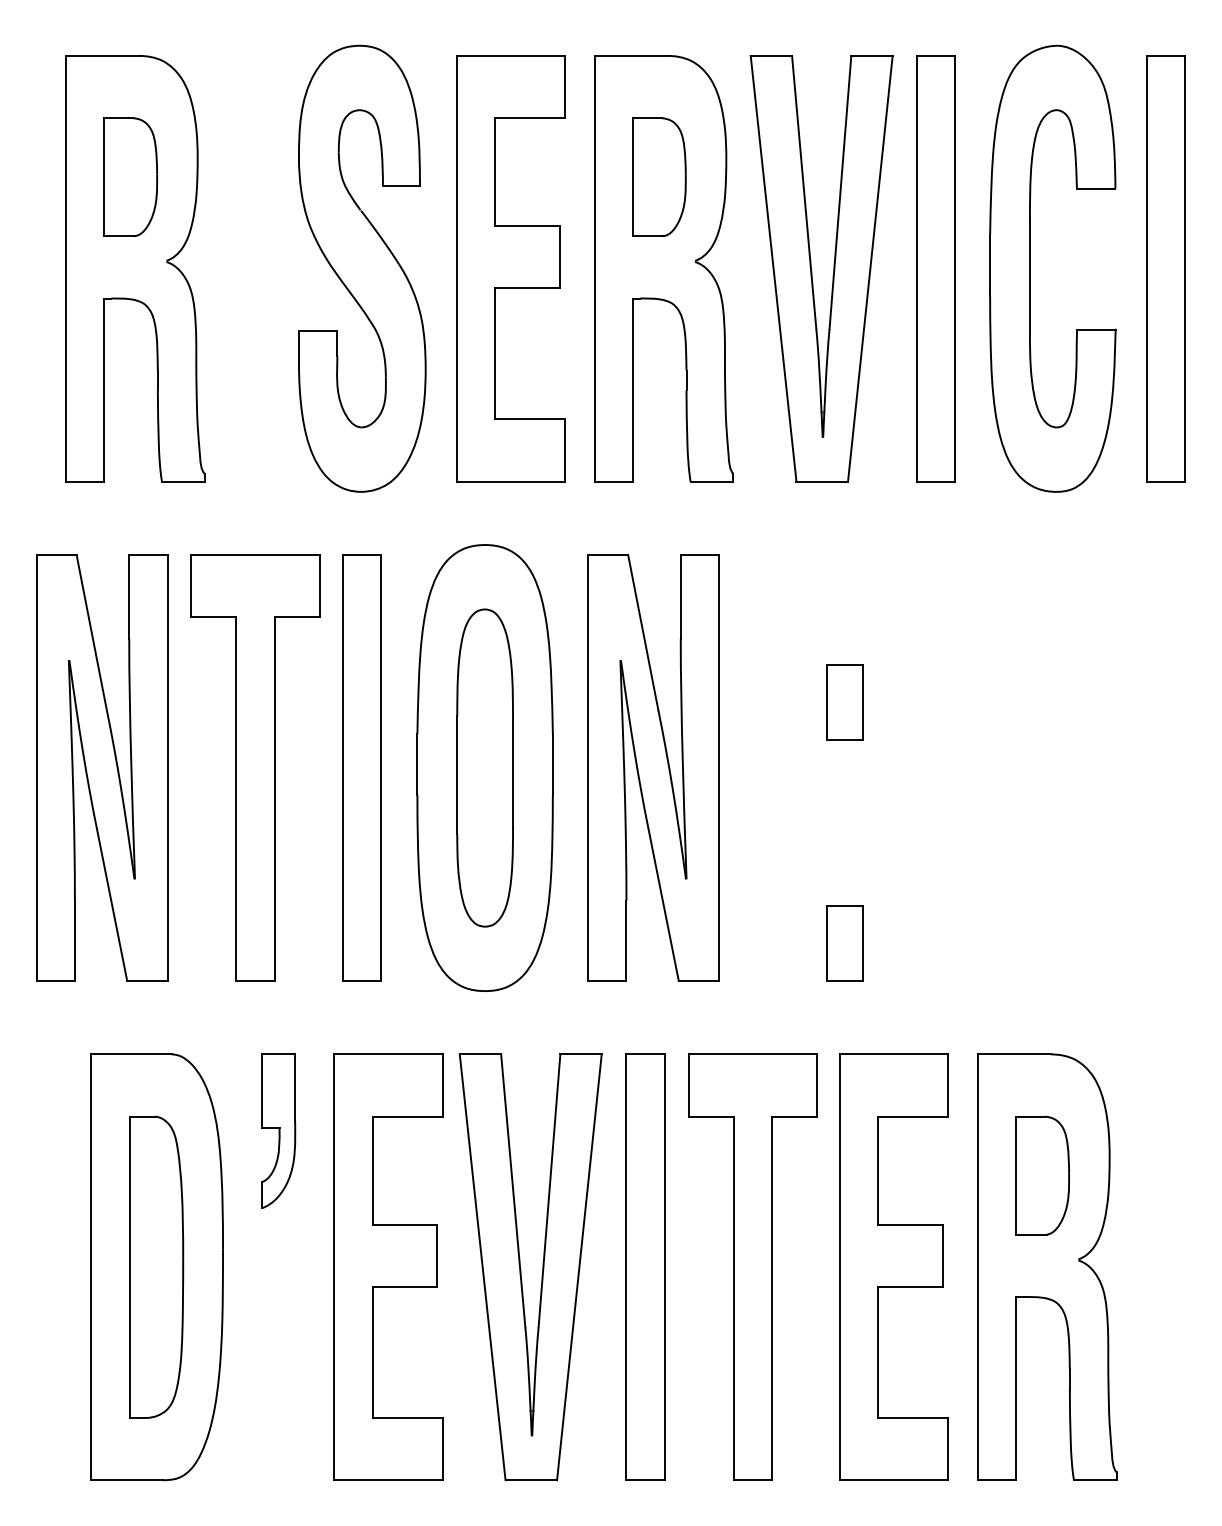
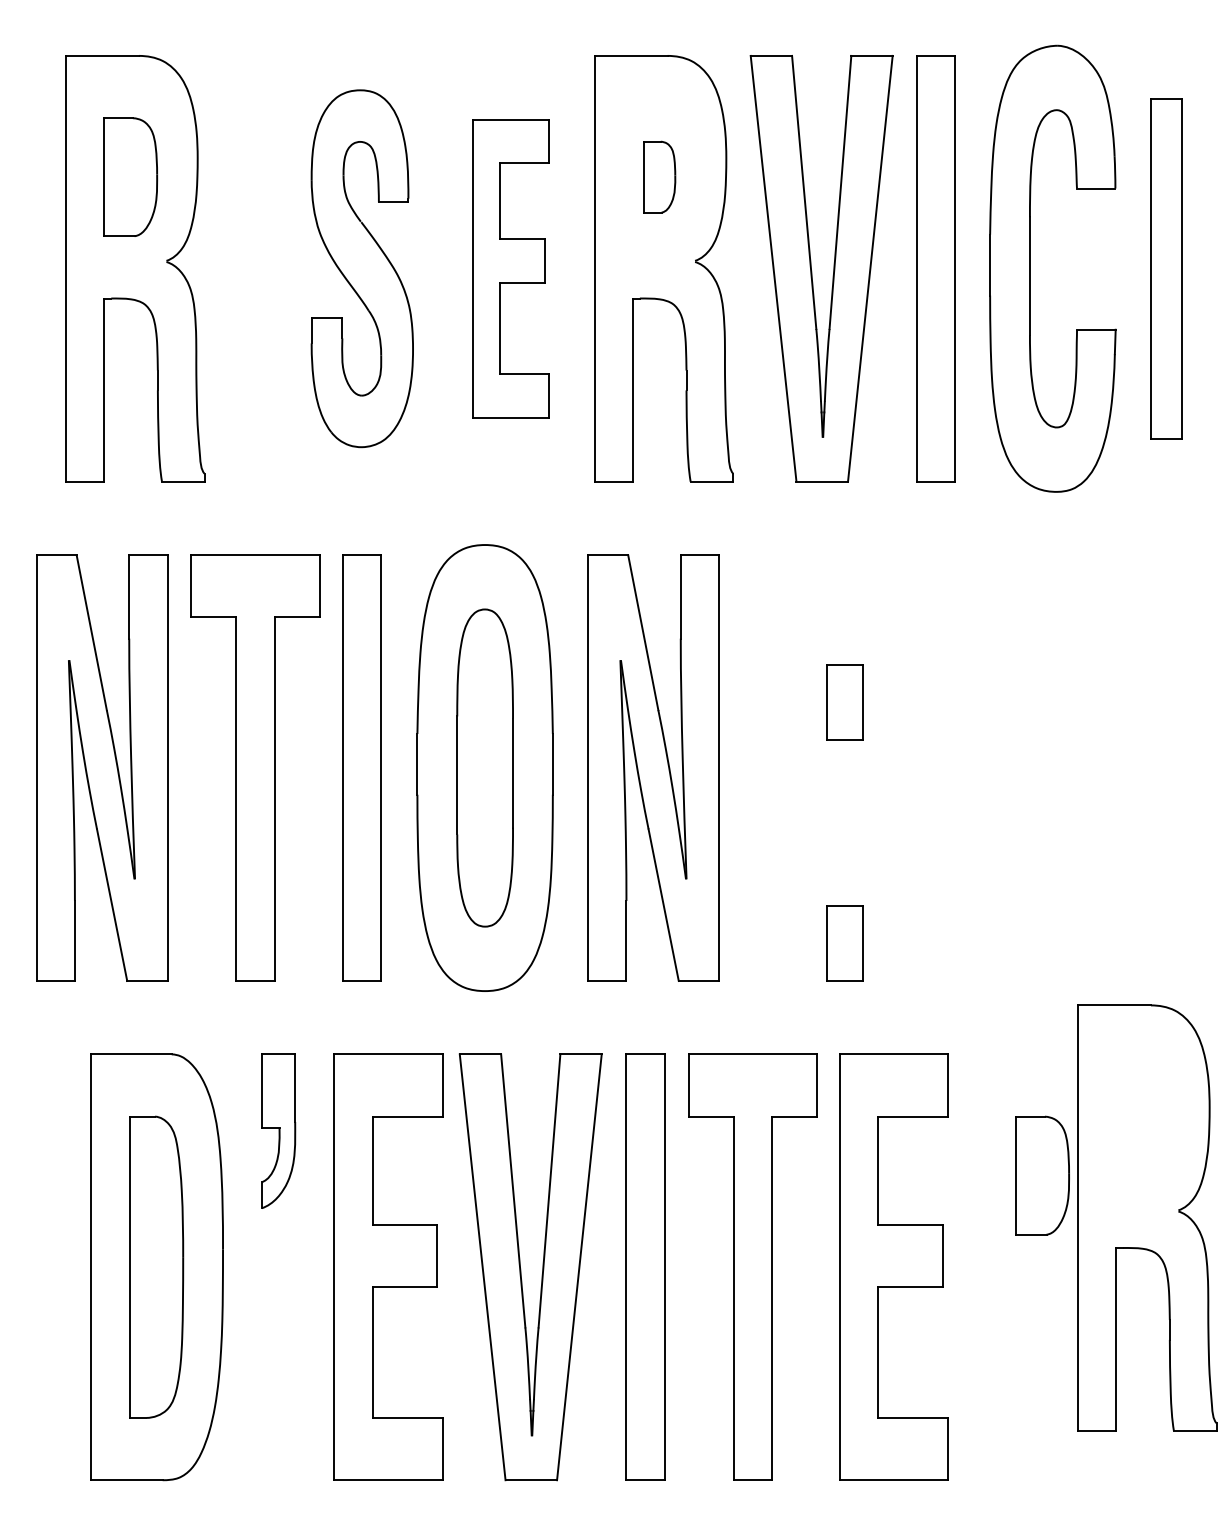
part size: 55x120 px -> 34x74 px (659, 176)
part size: 129x449 px -> 104x360 px (361, 268)
part size: 110x428 px -> 78x300 px (510, 268)
part size: 40x428 px -> 33x342 px (1166, 268)
part position: (1047, 1266) -> (1147, 1217) (1147, 1217)
